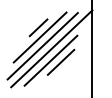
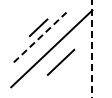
line: solid -> dashed (40, 37)
line: present -> none (42, 46)
line: solid -> dashed (92, 48)
line: present -> none (50, 60)
